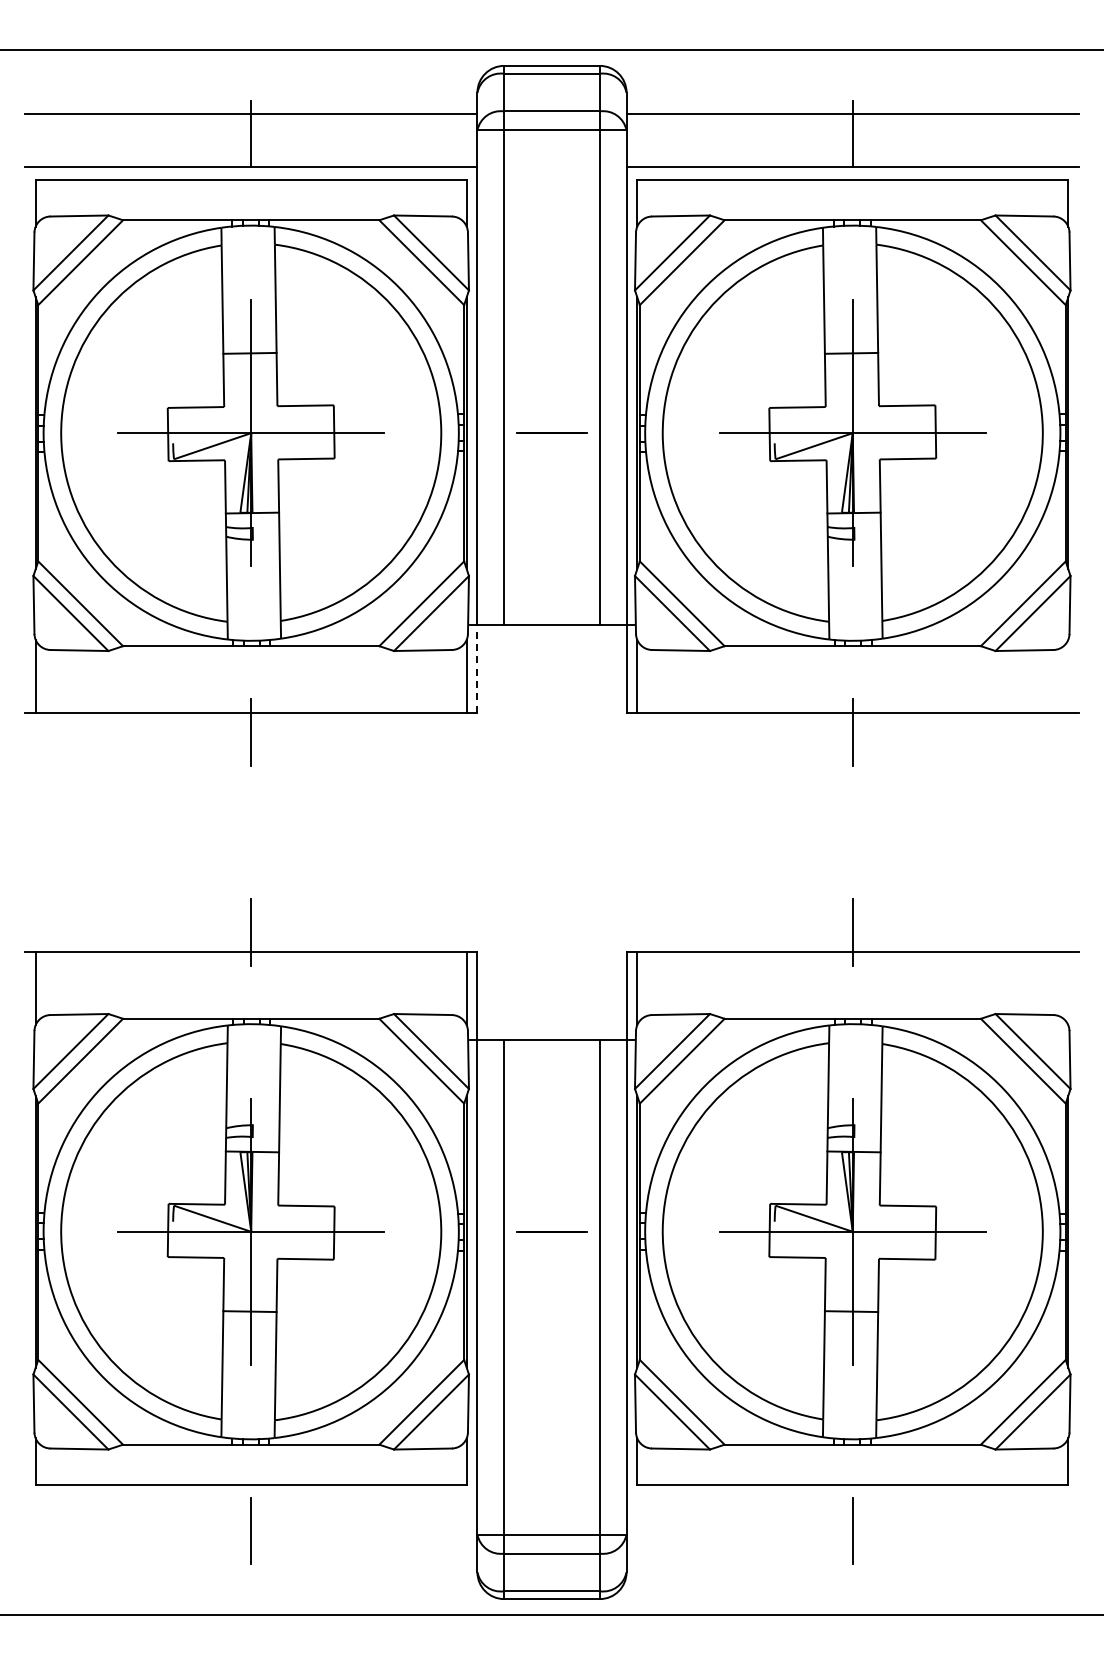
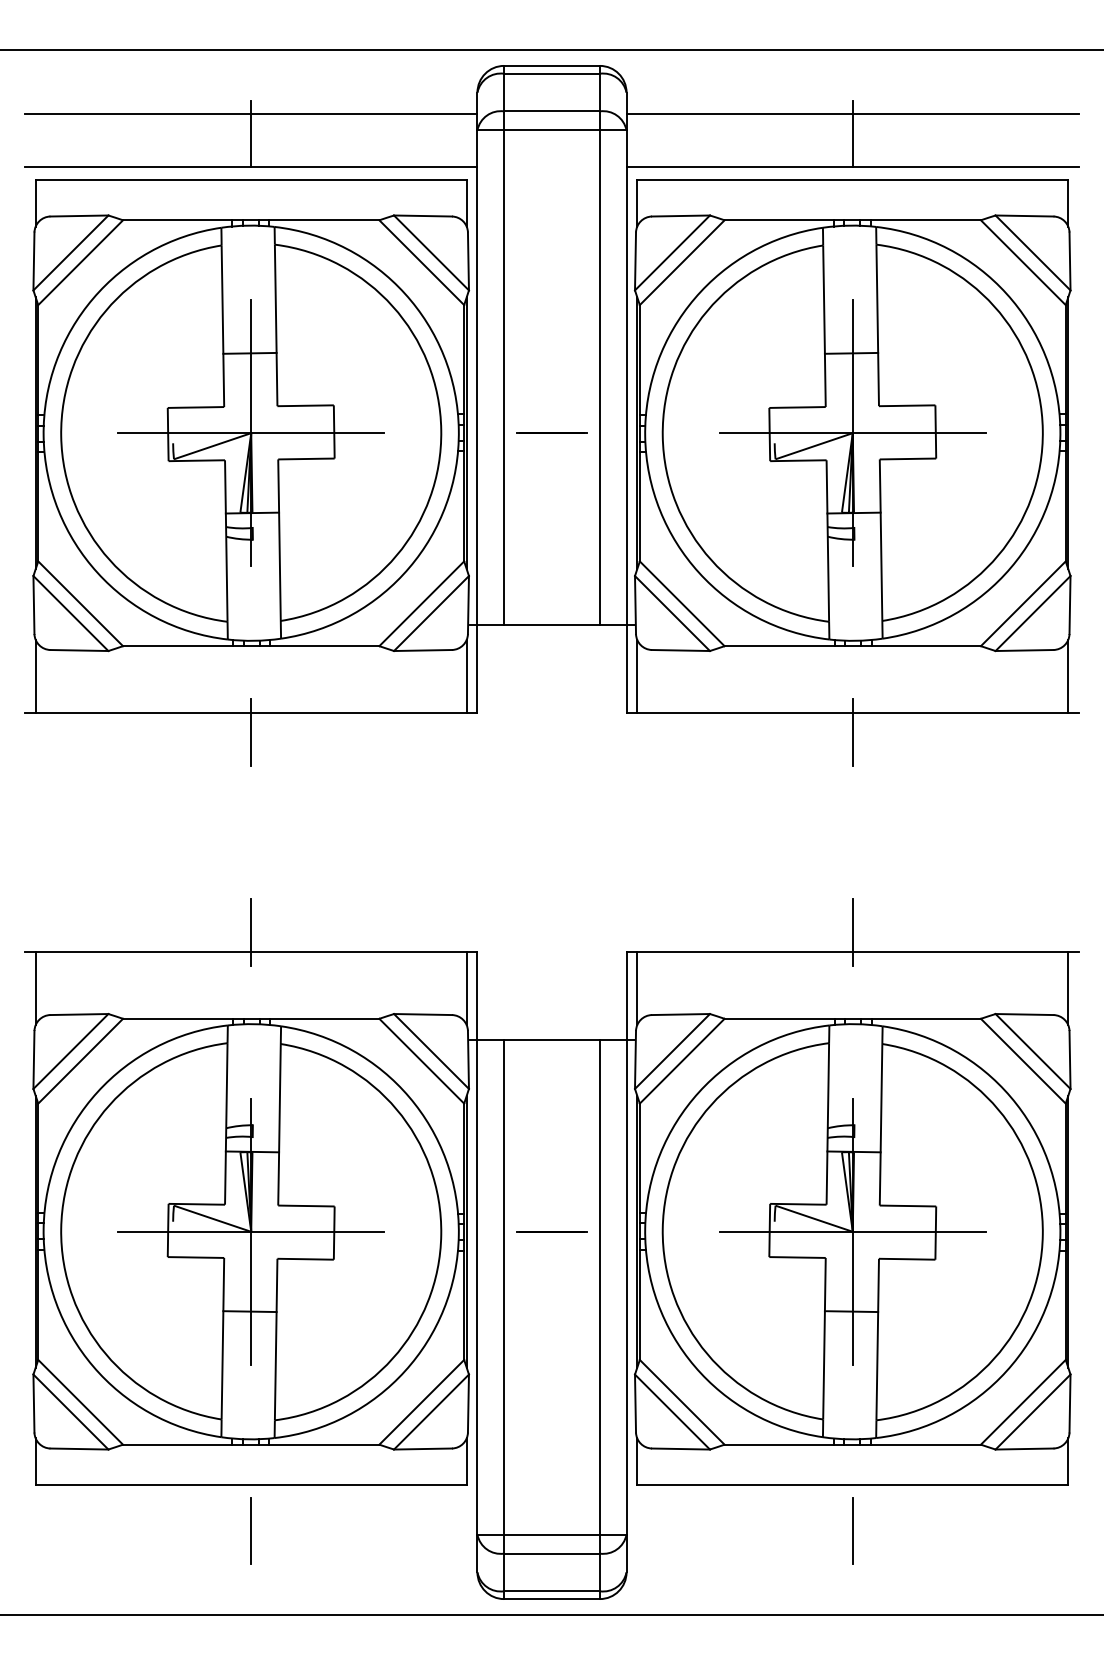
line: dashed -> solid (477, 668)
line: none -> present (1068, 675)
line: none -> present (1068, 988)
